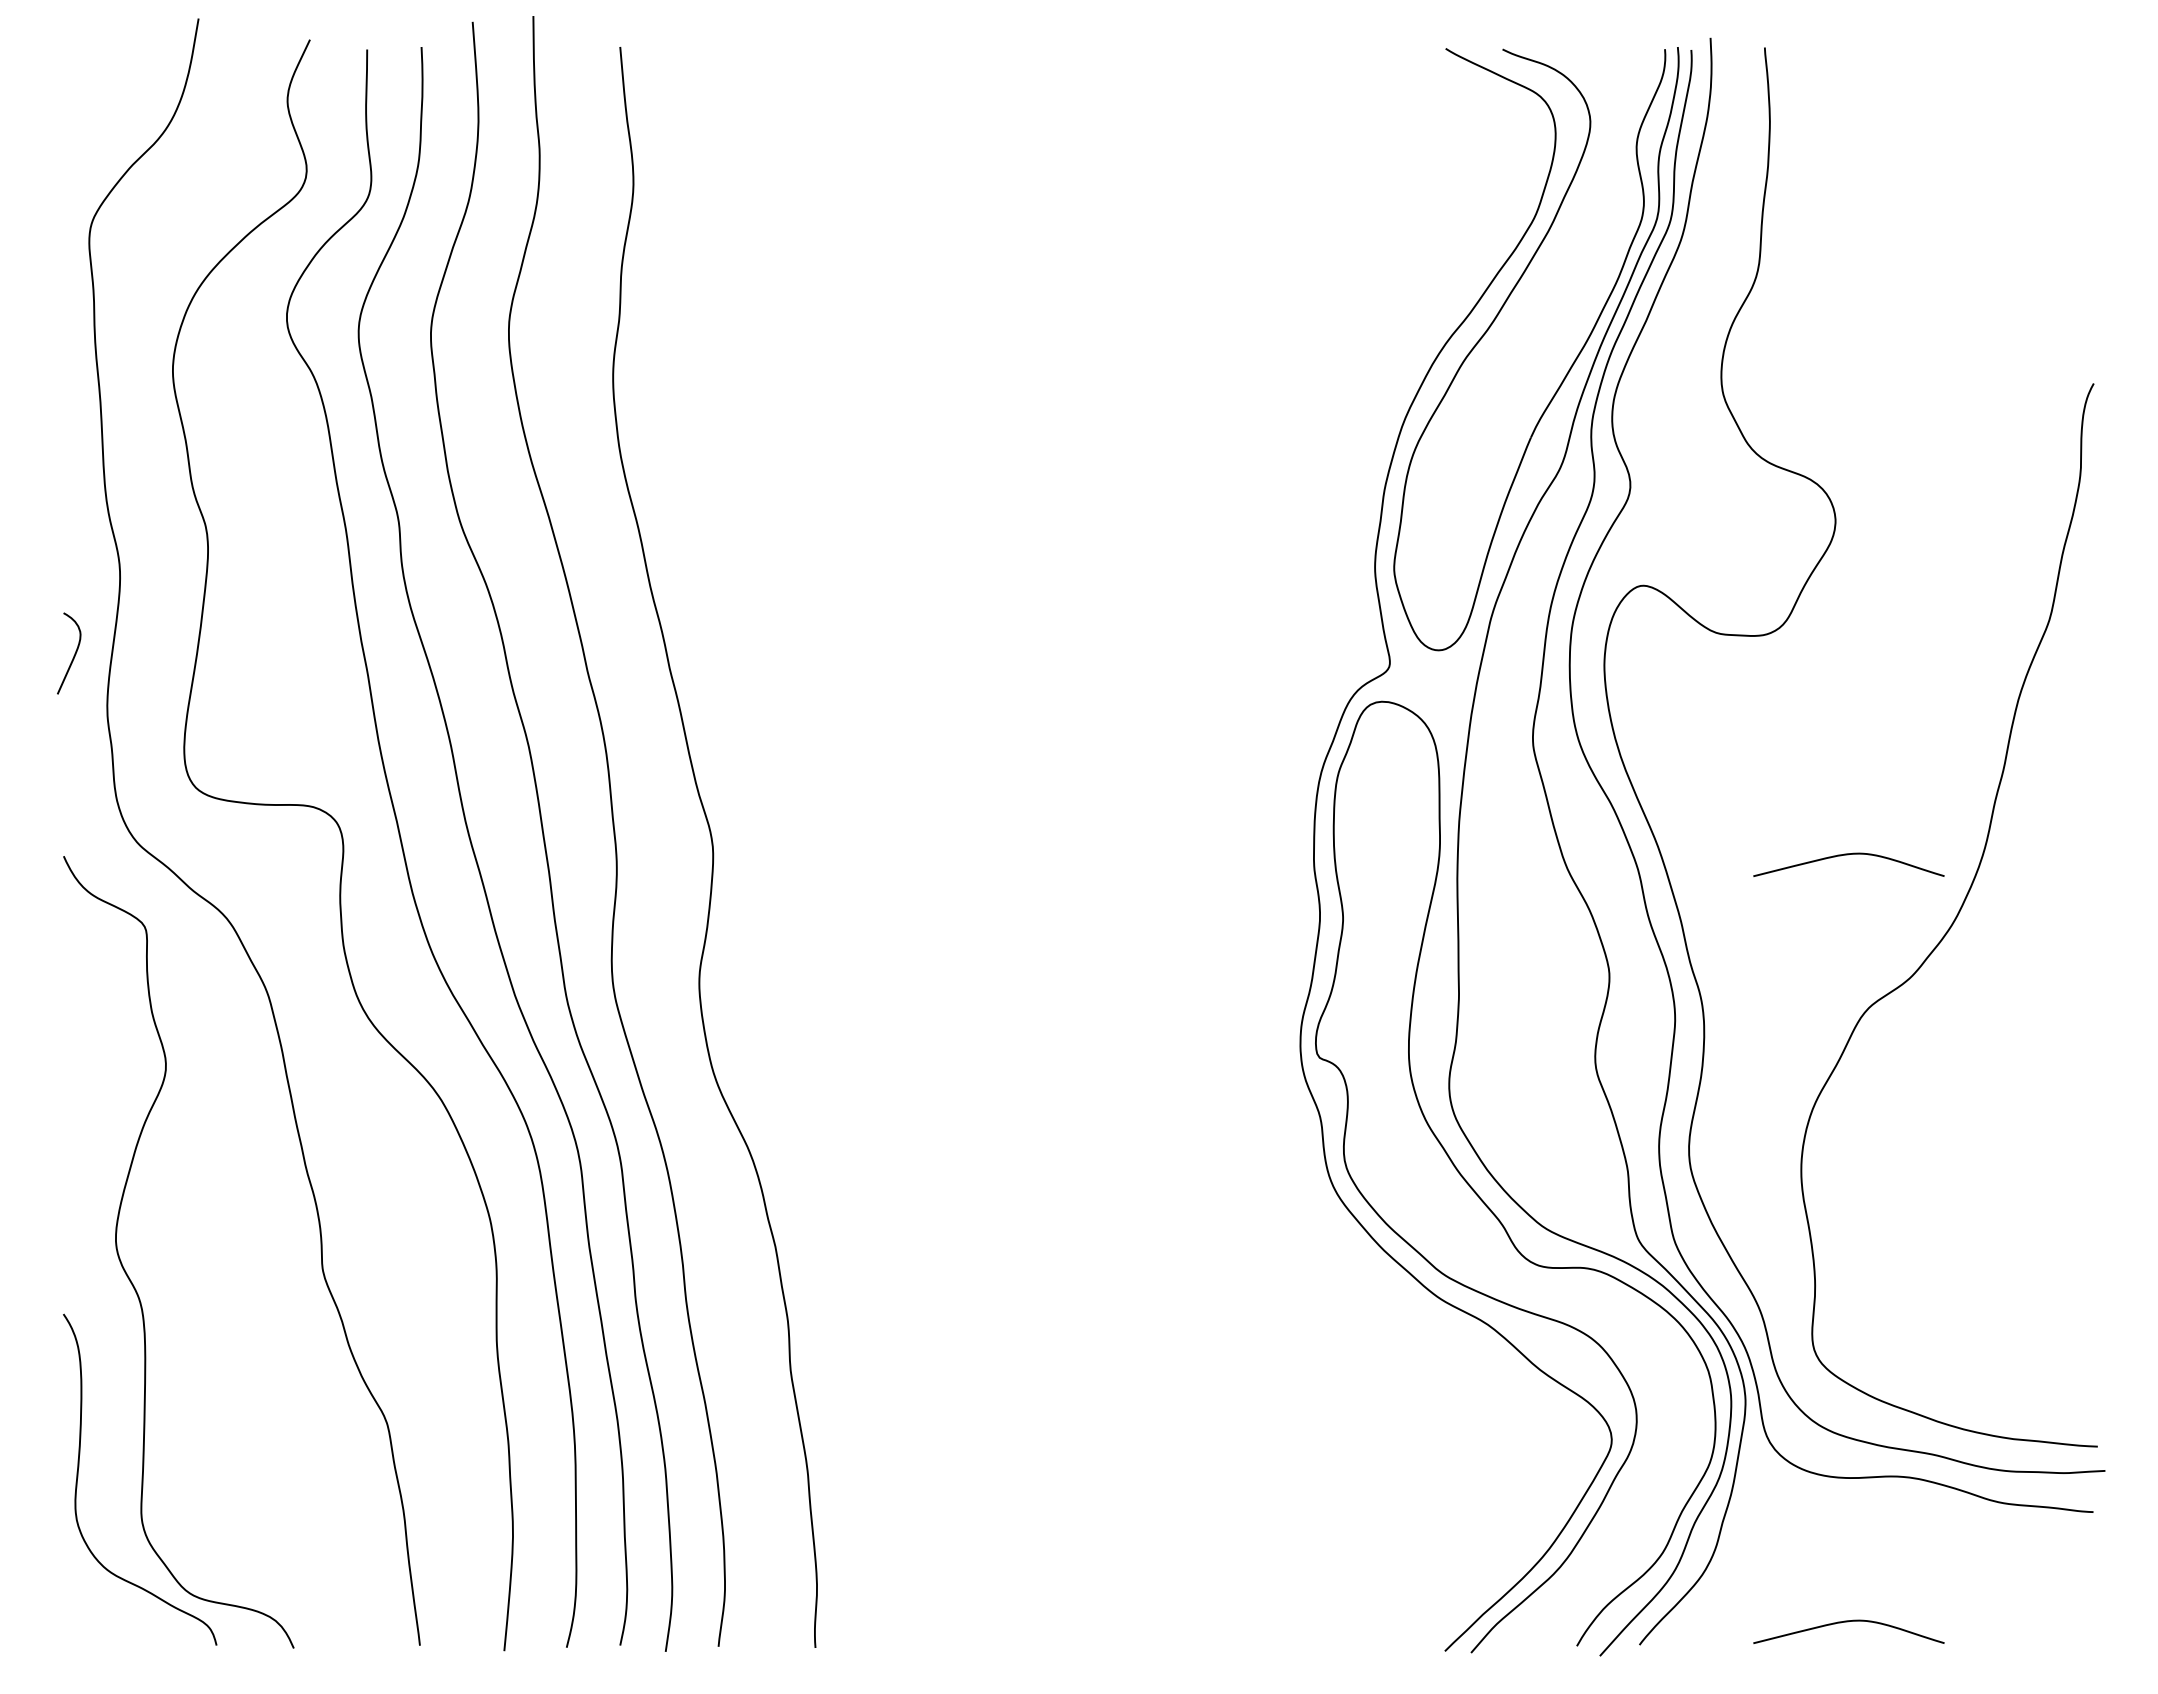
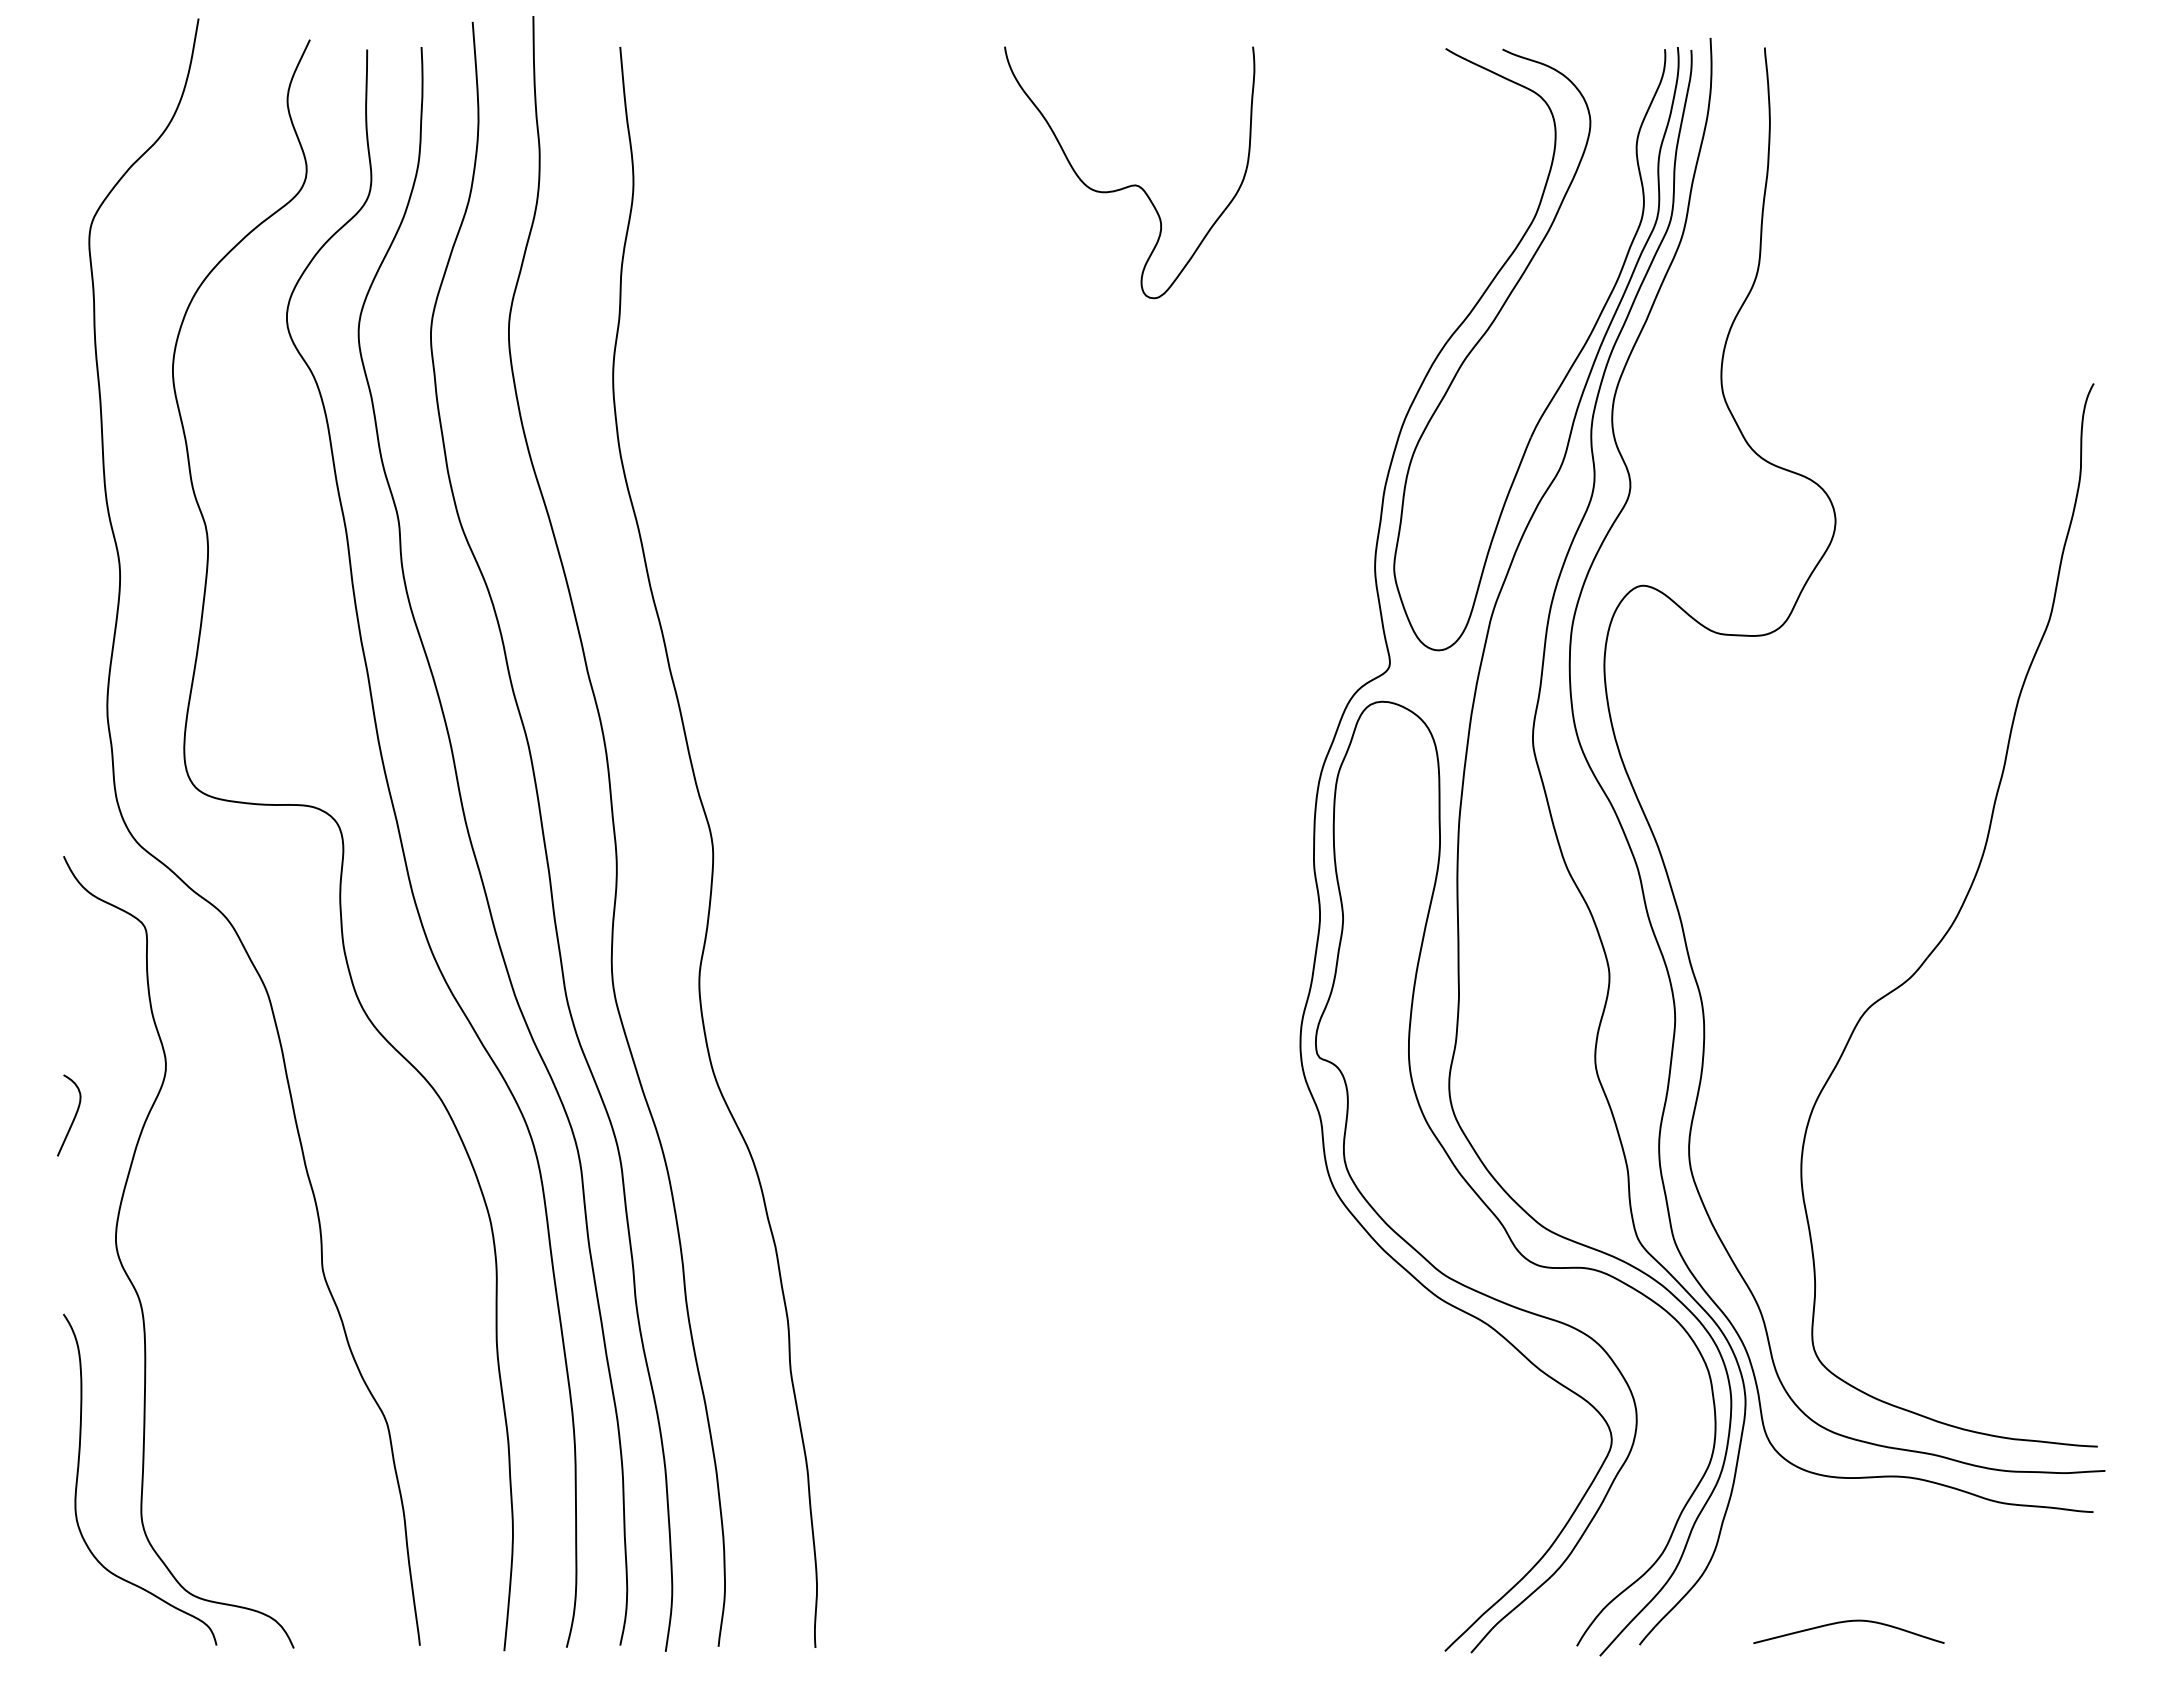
curve: none -> present (1132, 184)
curve position: (73, 655) -> (73, 1117) (73, 1117)
curve: present -> none (1848, 855)
